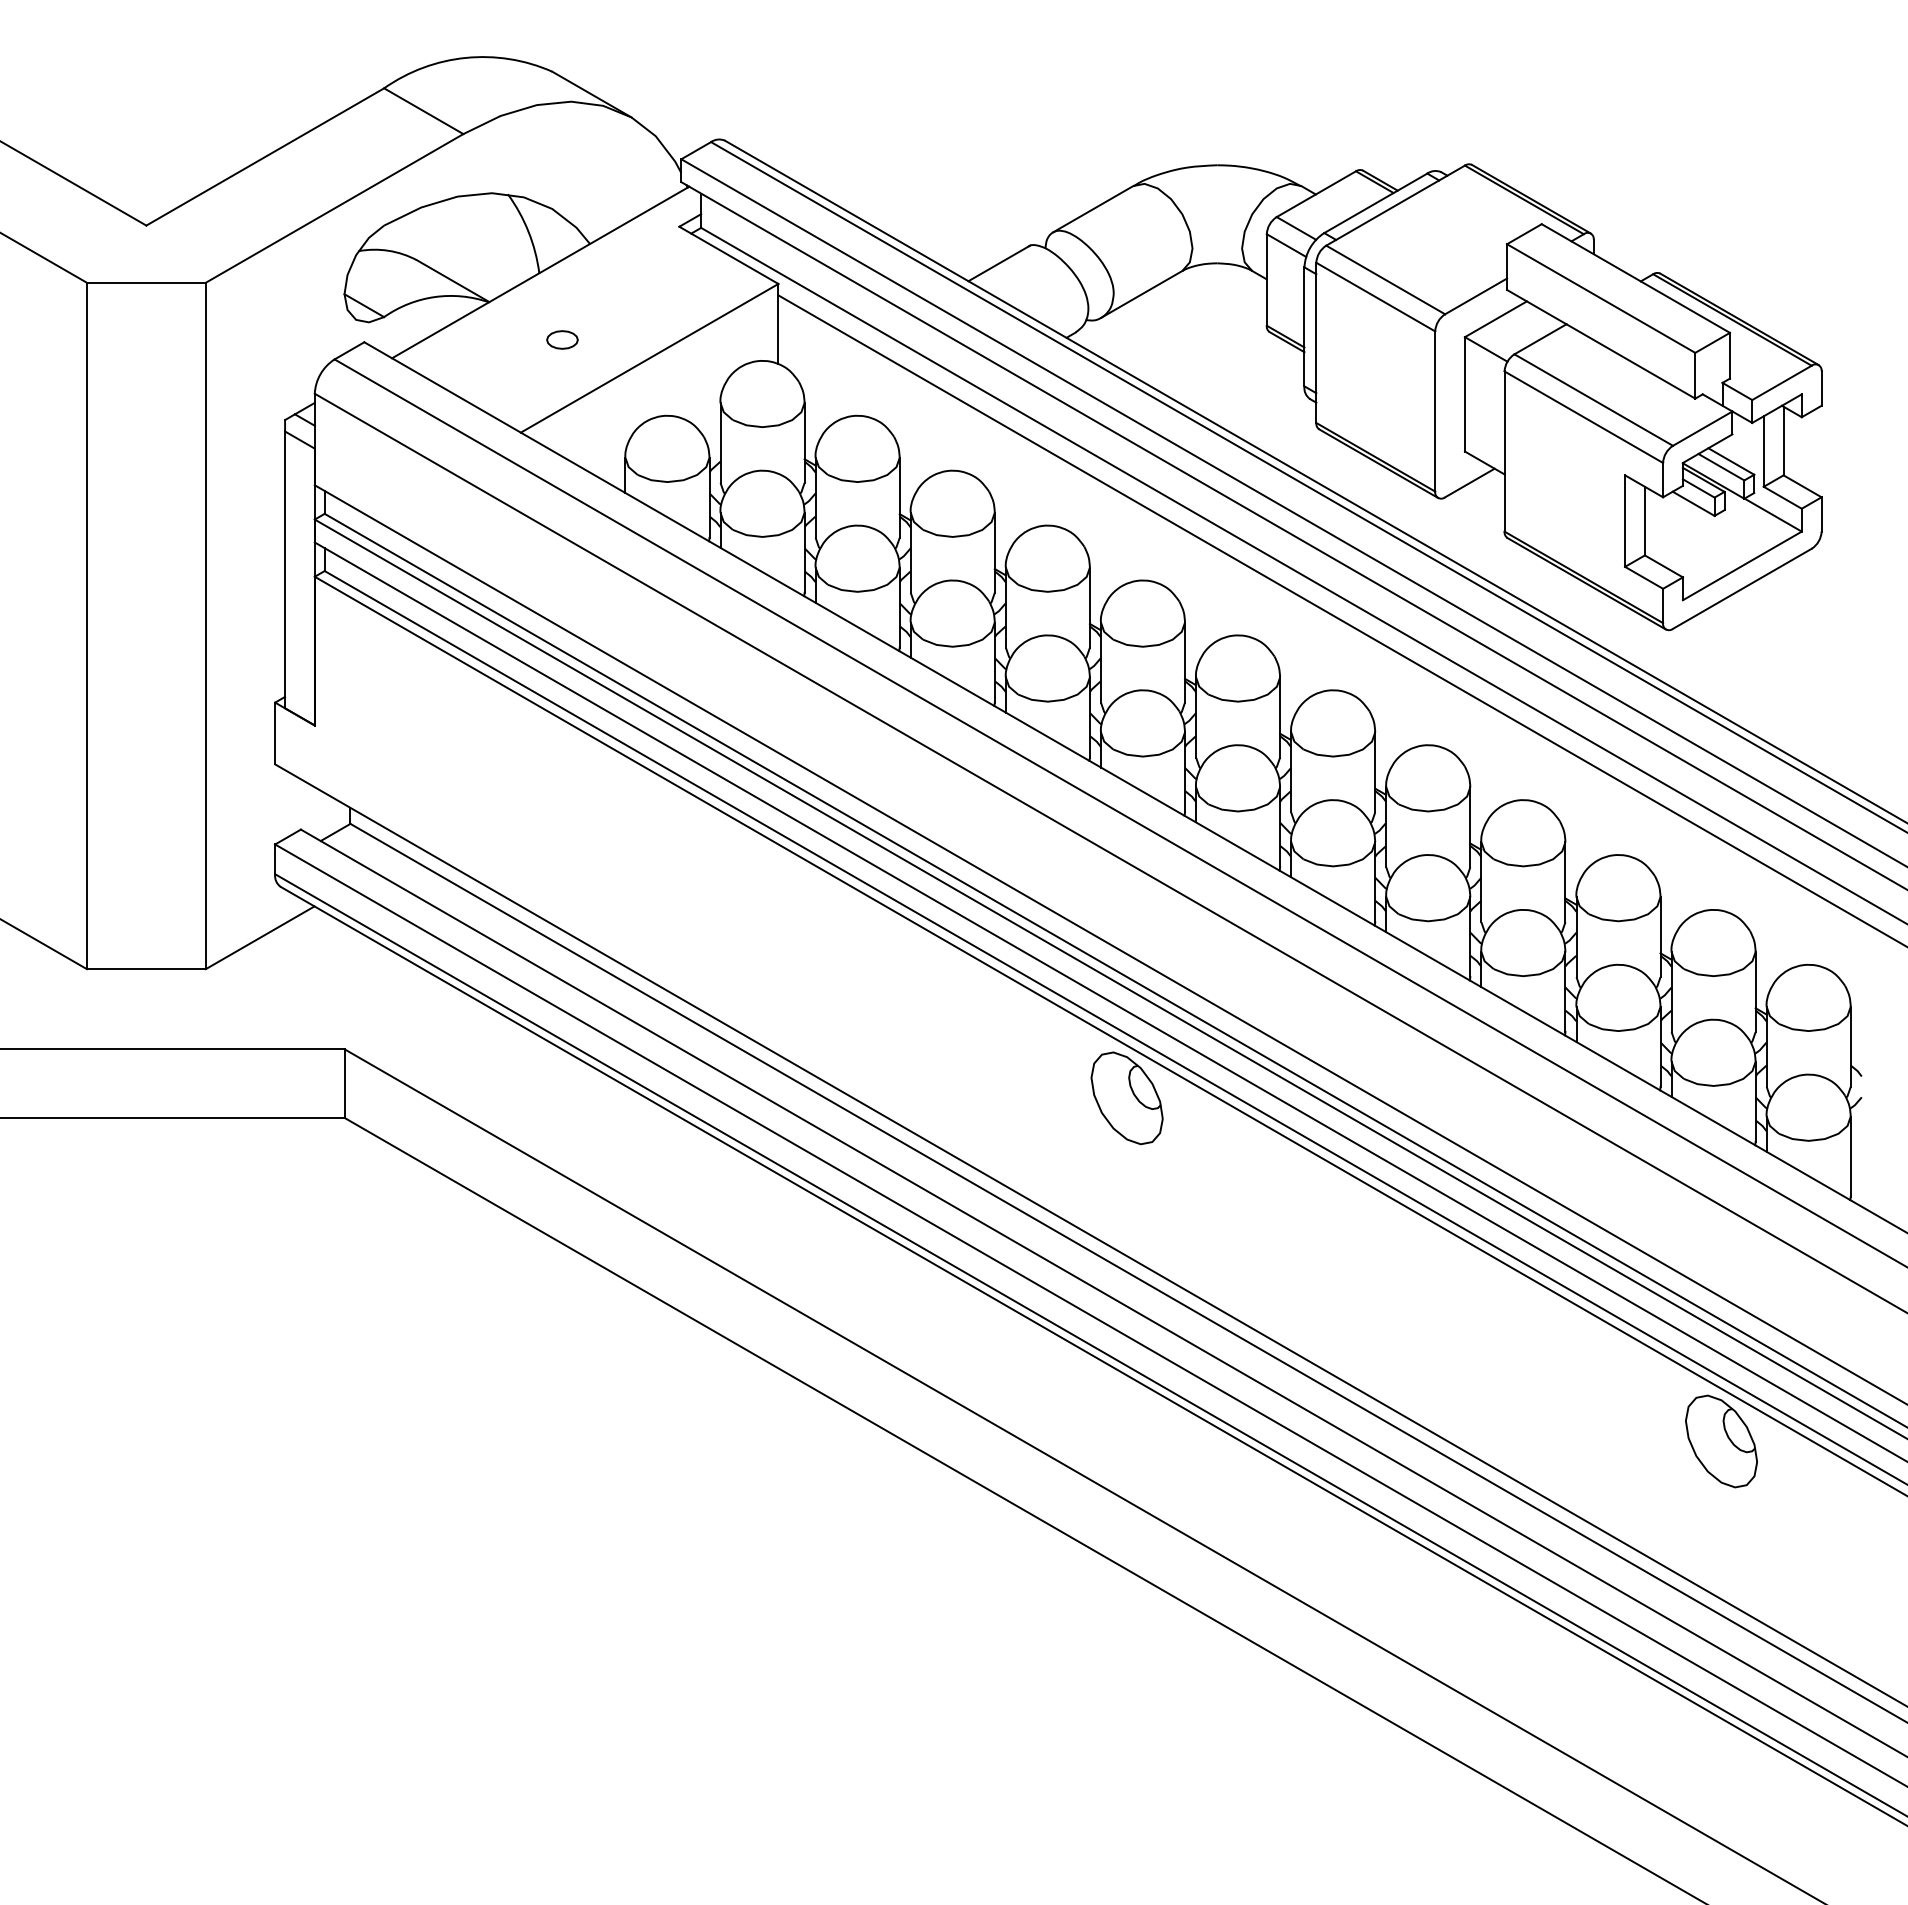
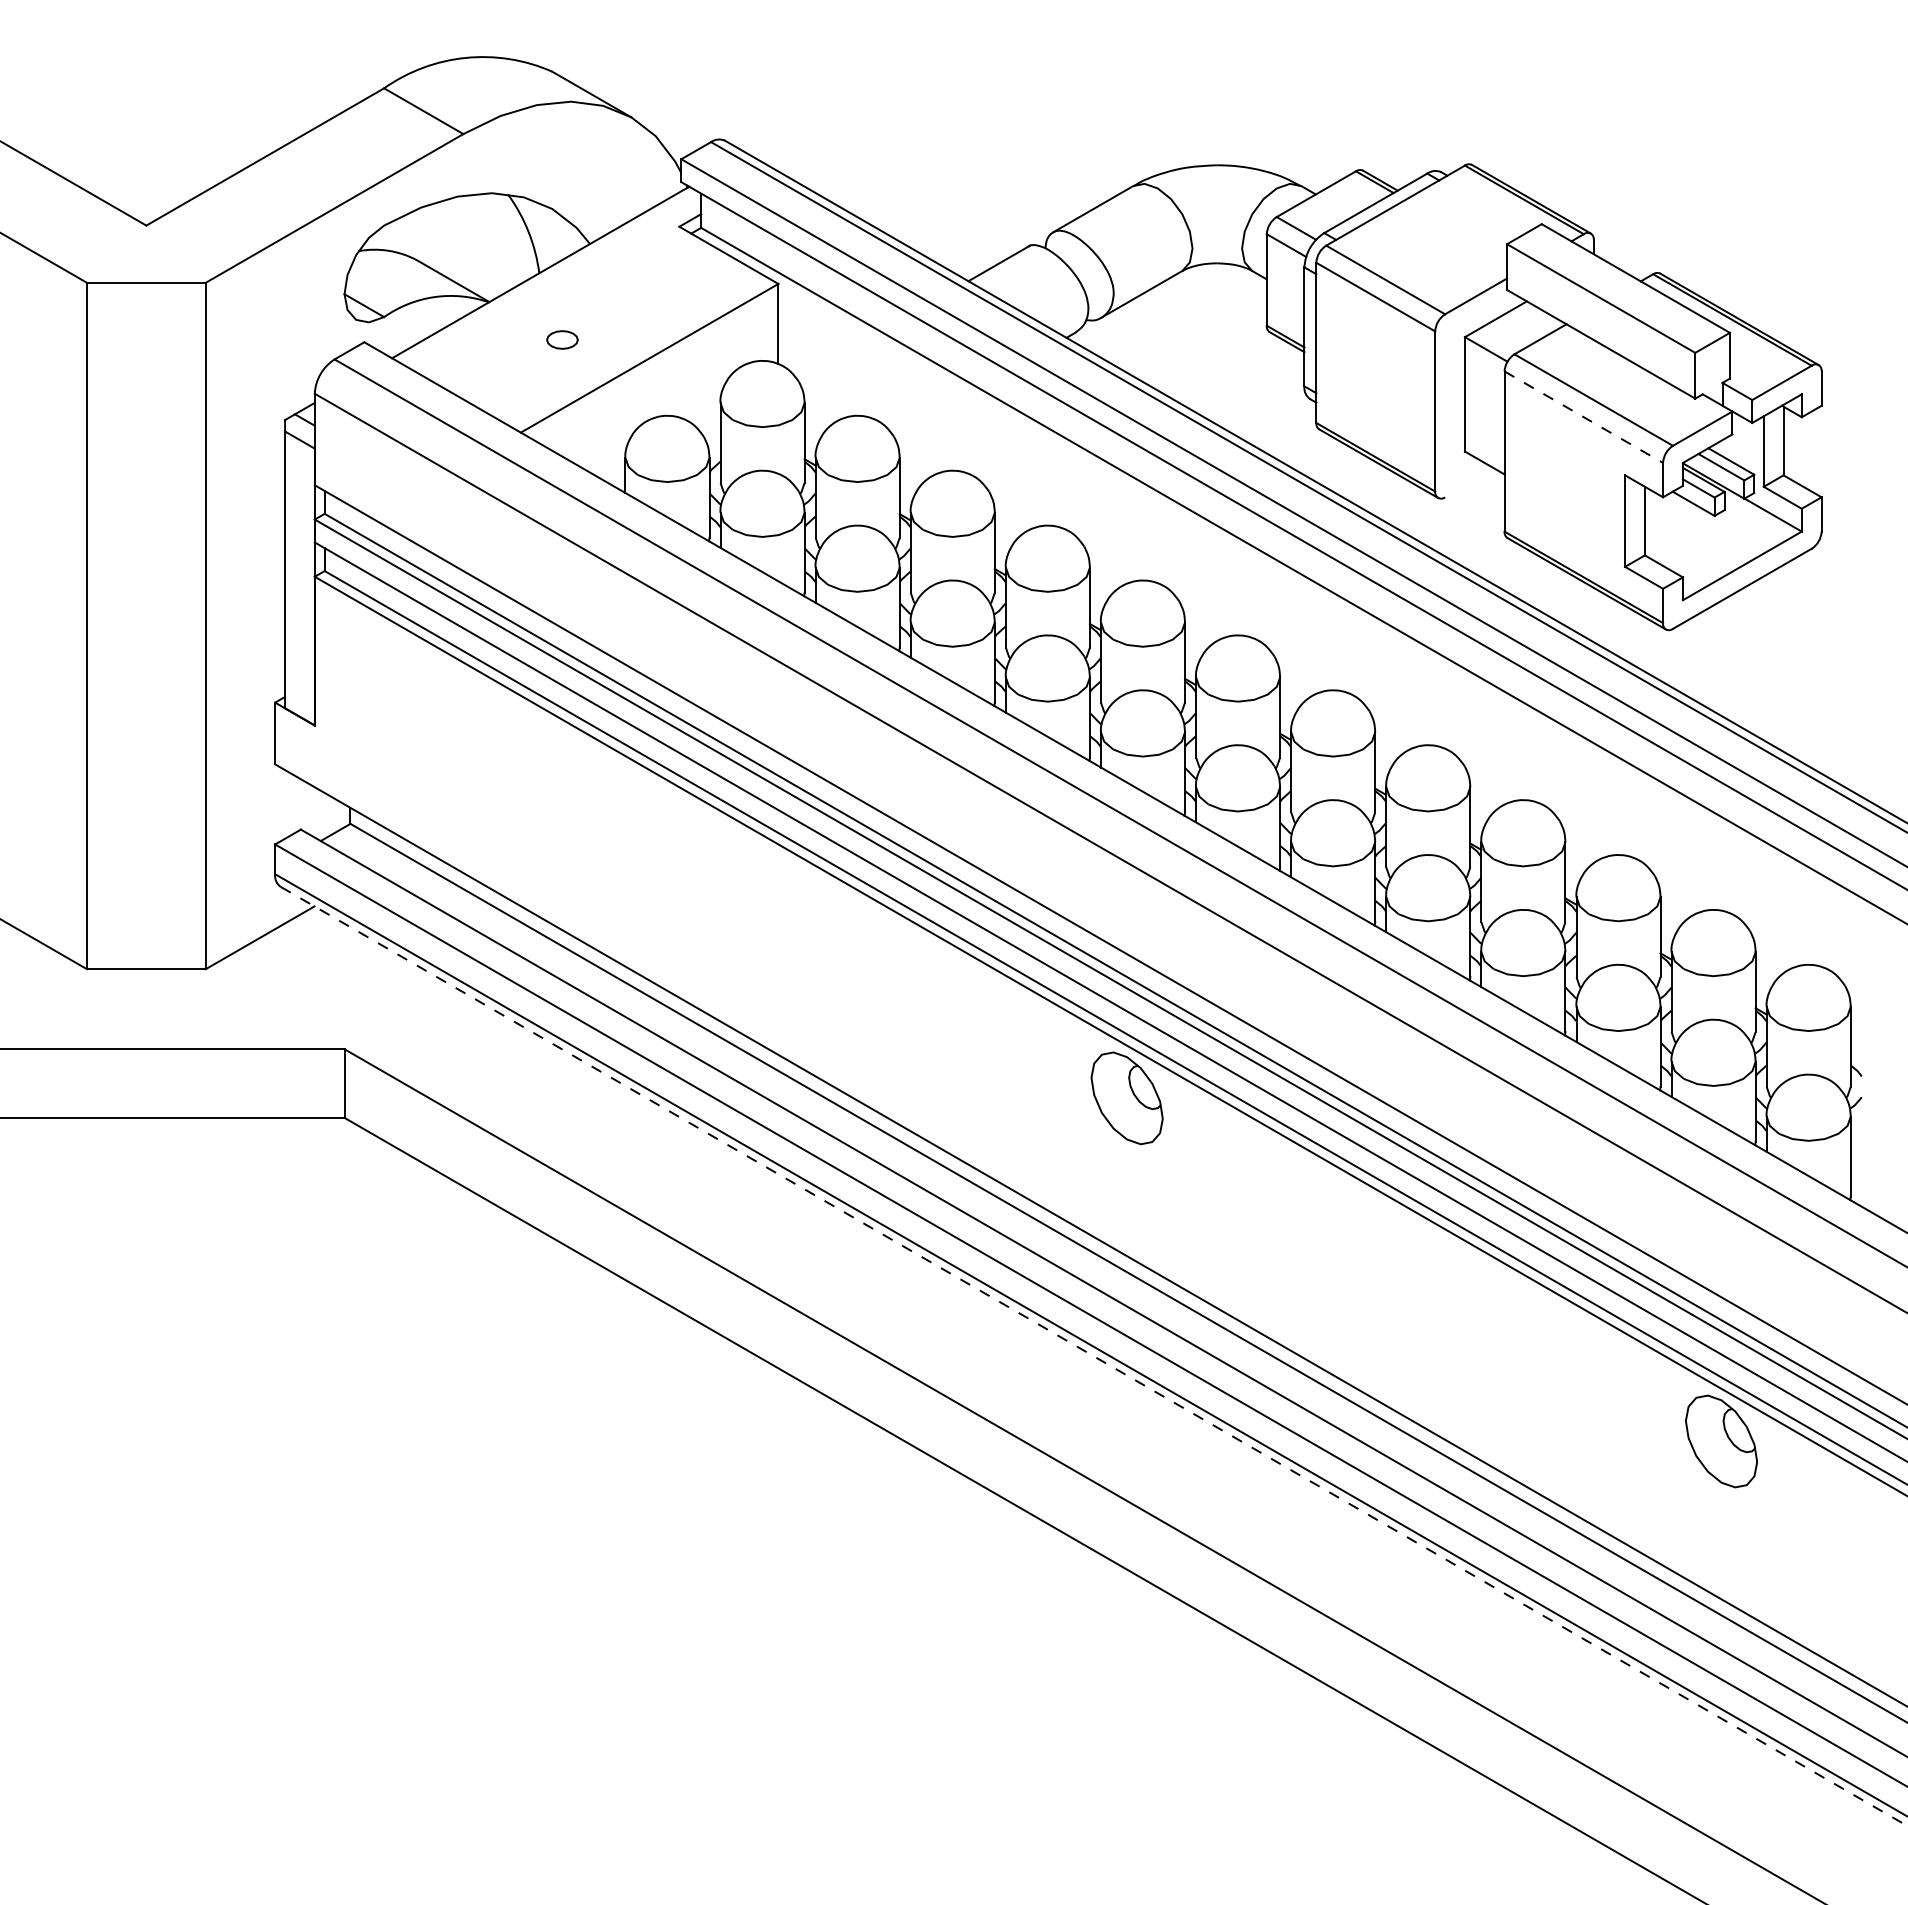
line: solid -> dashed (1583, 417)
line: present -> none (1469, 482)
line: present -> none (1341, 620)
line: solid -> dashed (1094, 1356)
